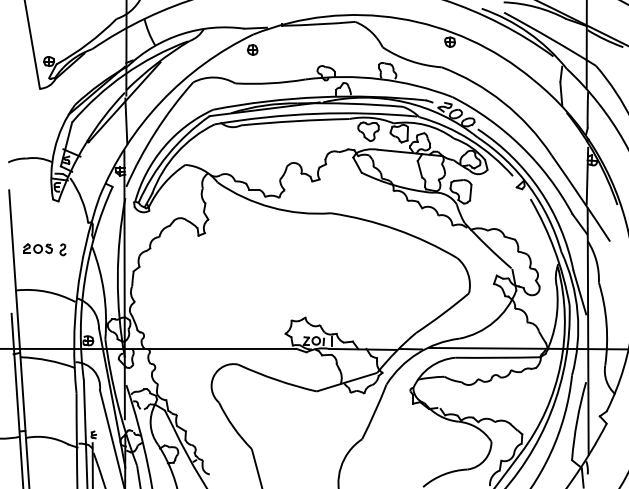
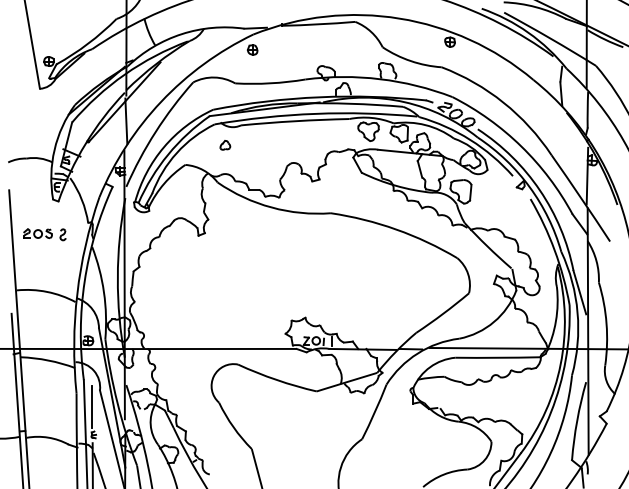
part: none -> present (225, 145)
part position: (44, 249) -> (44, 234) (44, 234)
line: none -> present (91, 406)
